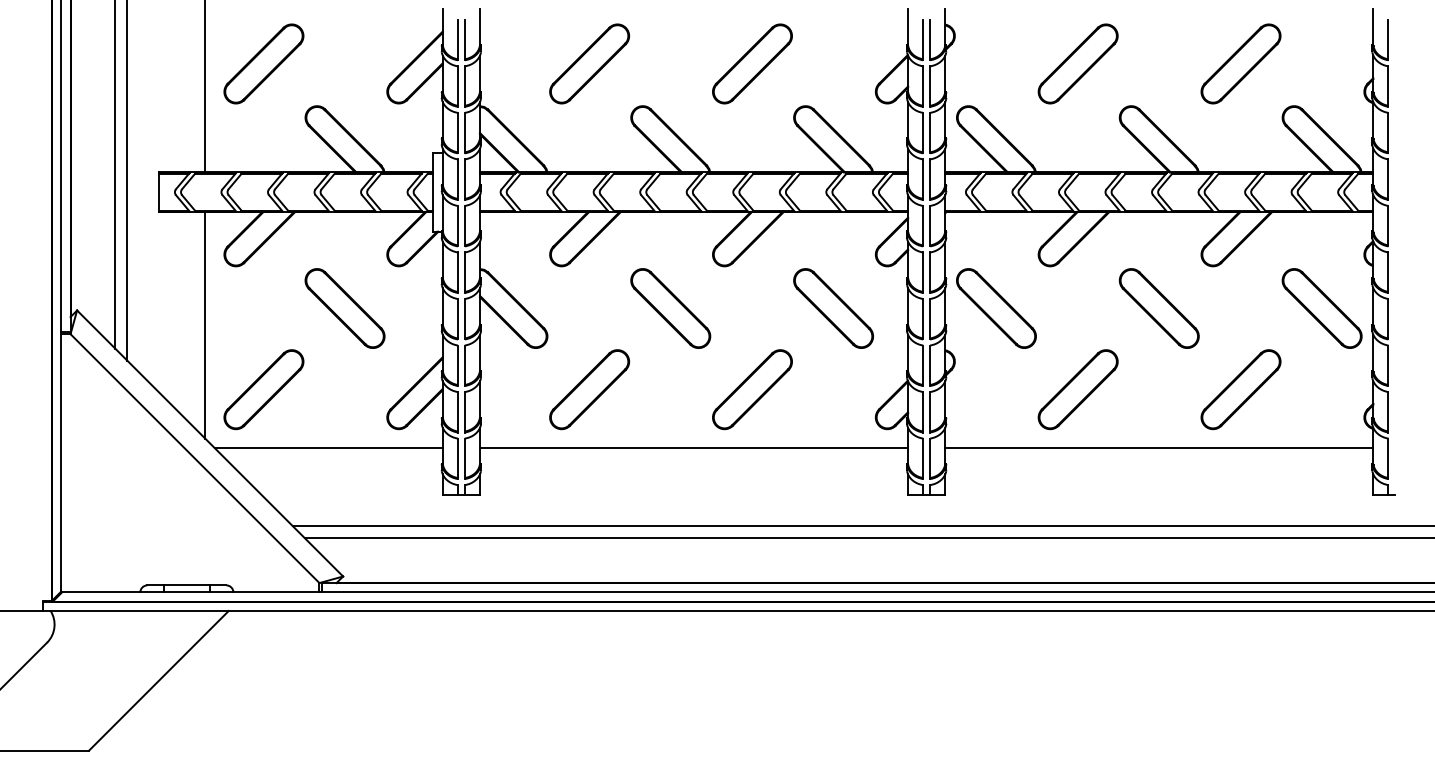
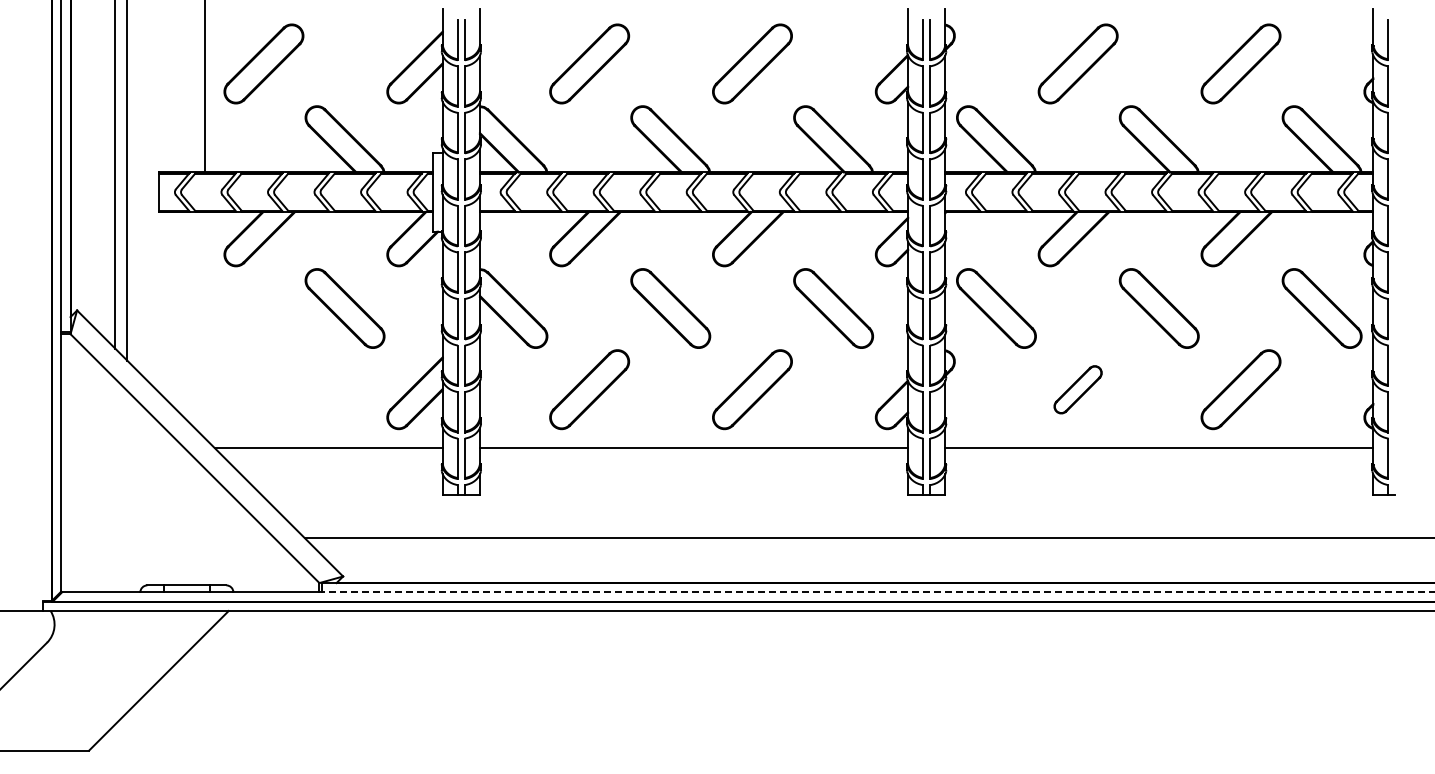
line: present -> none (205, 325)
part: present -> none (263, 389)
part size: 82x82 px -> 50x50 px (1077, 389)
line: present -> none (861, 526)
line: solid -> dashed (877, 592)
